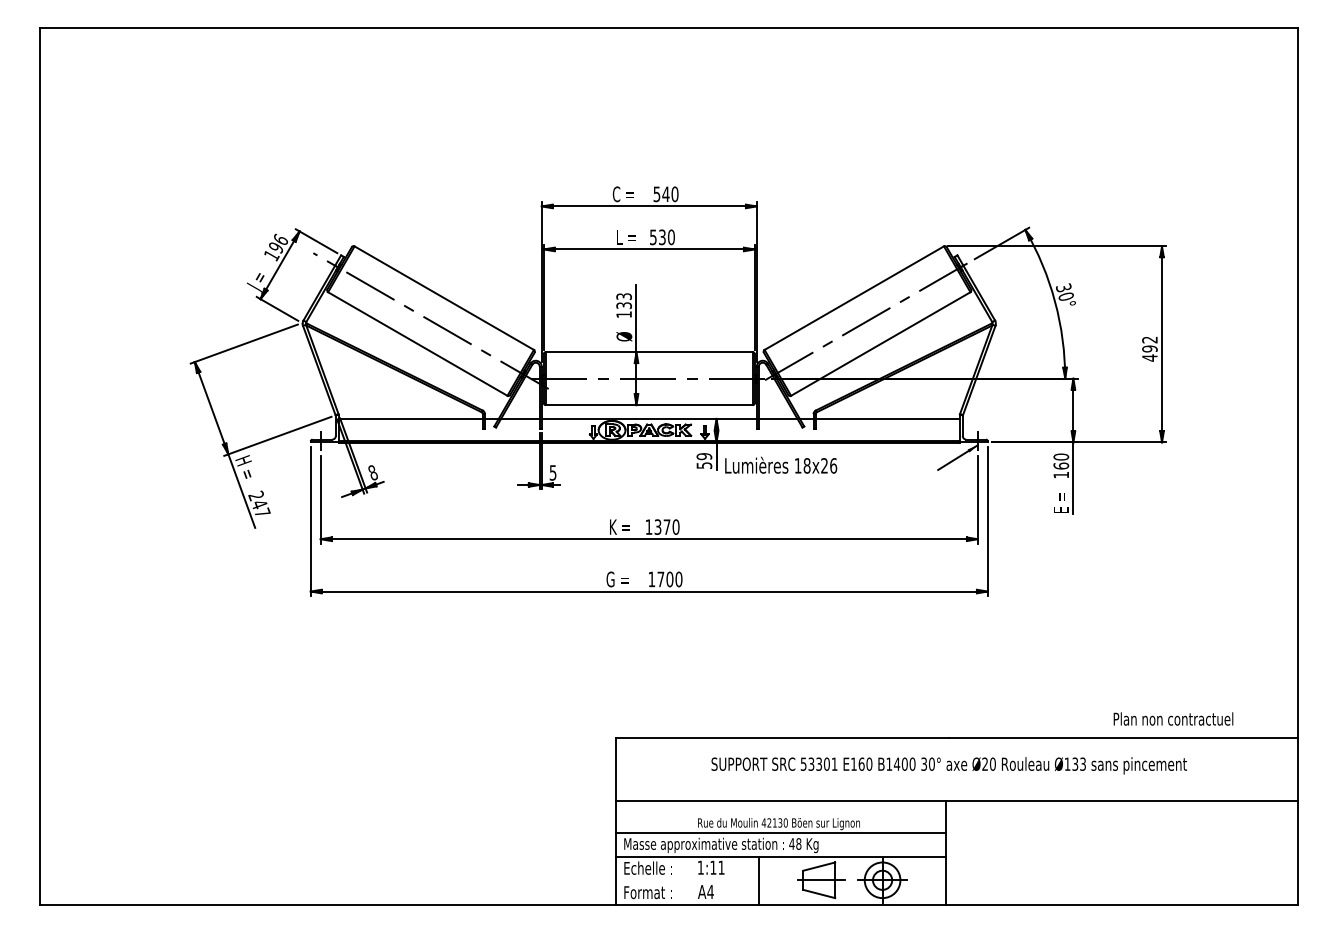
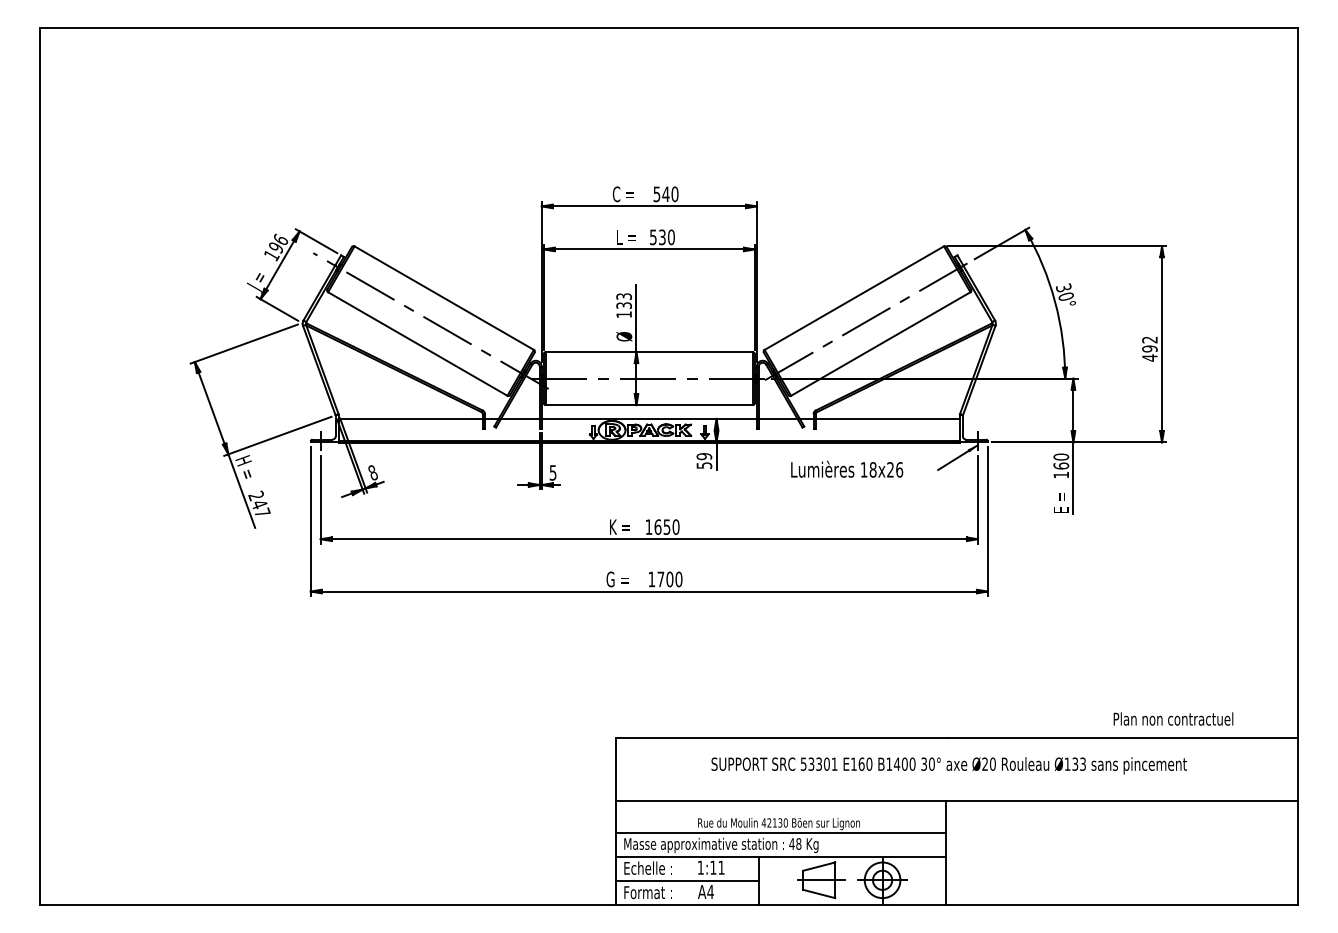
text position: (781, 464) -> (847, 468) (847, 468)
text: 1370 -> 1650 (662, 527)
line: none -> present (687, 880)
